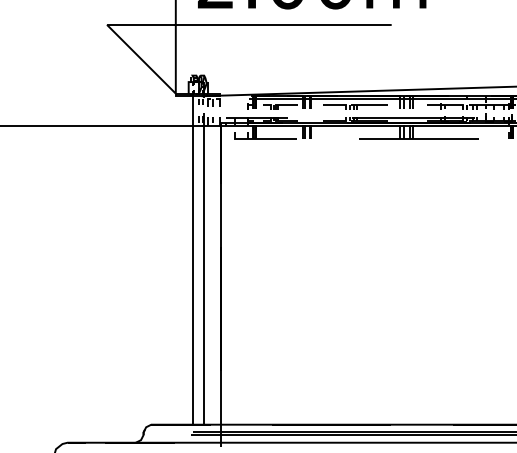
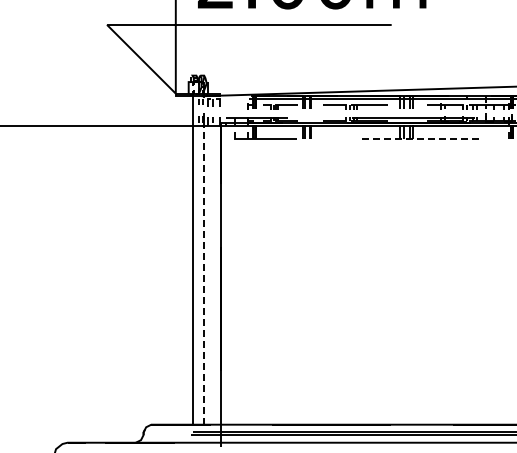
line: solid -> dashed (418, 138)
line: solid -> dashed (204, 274)
